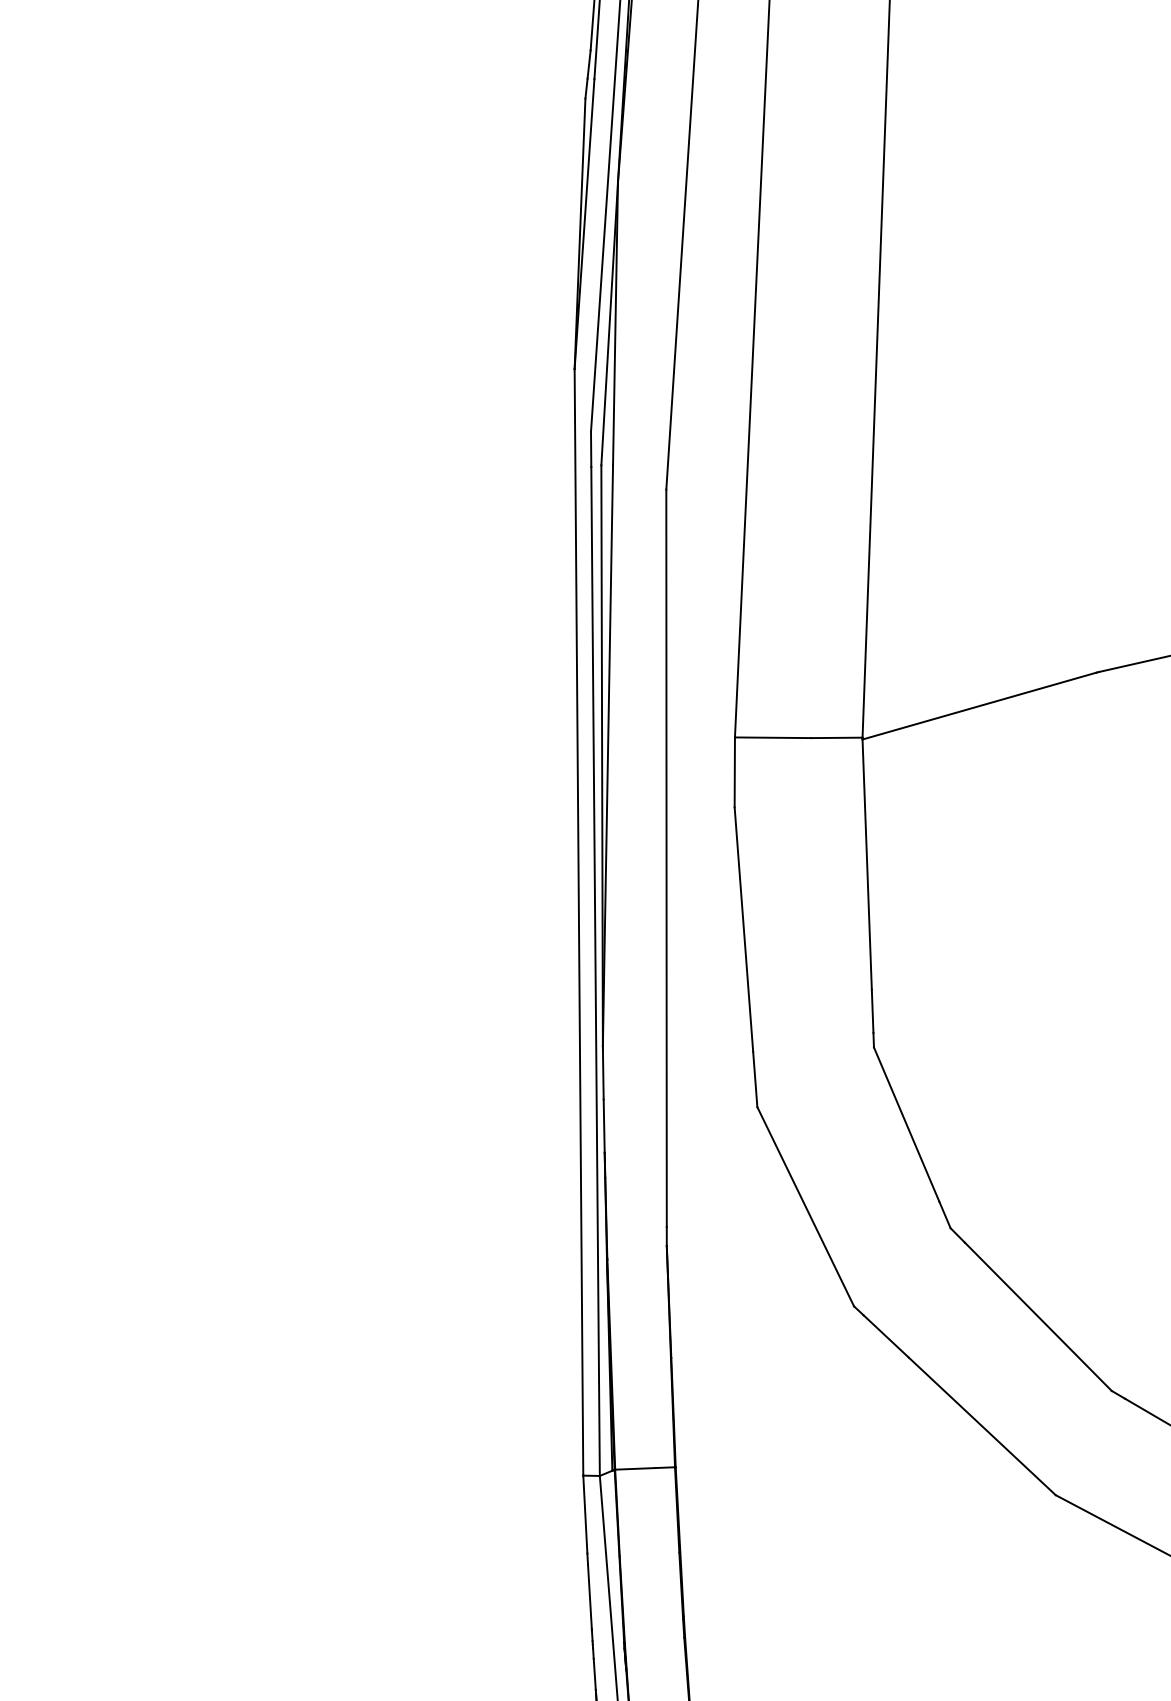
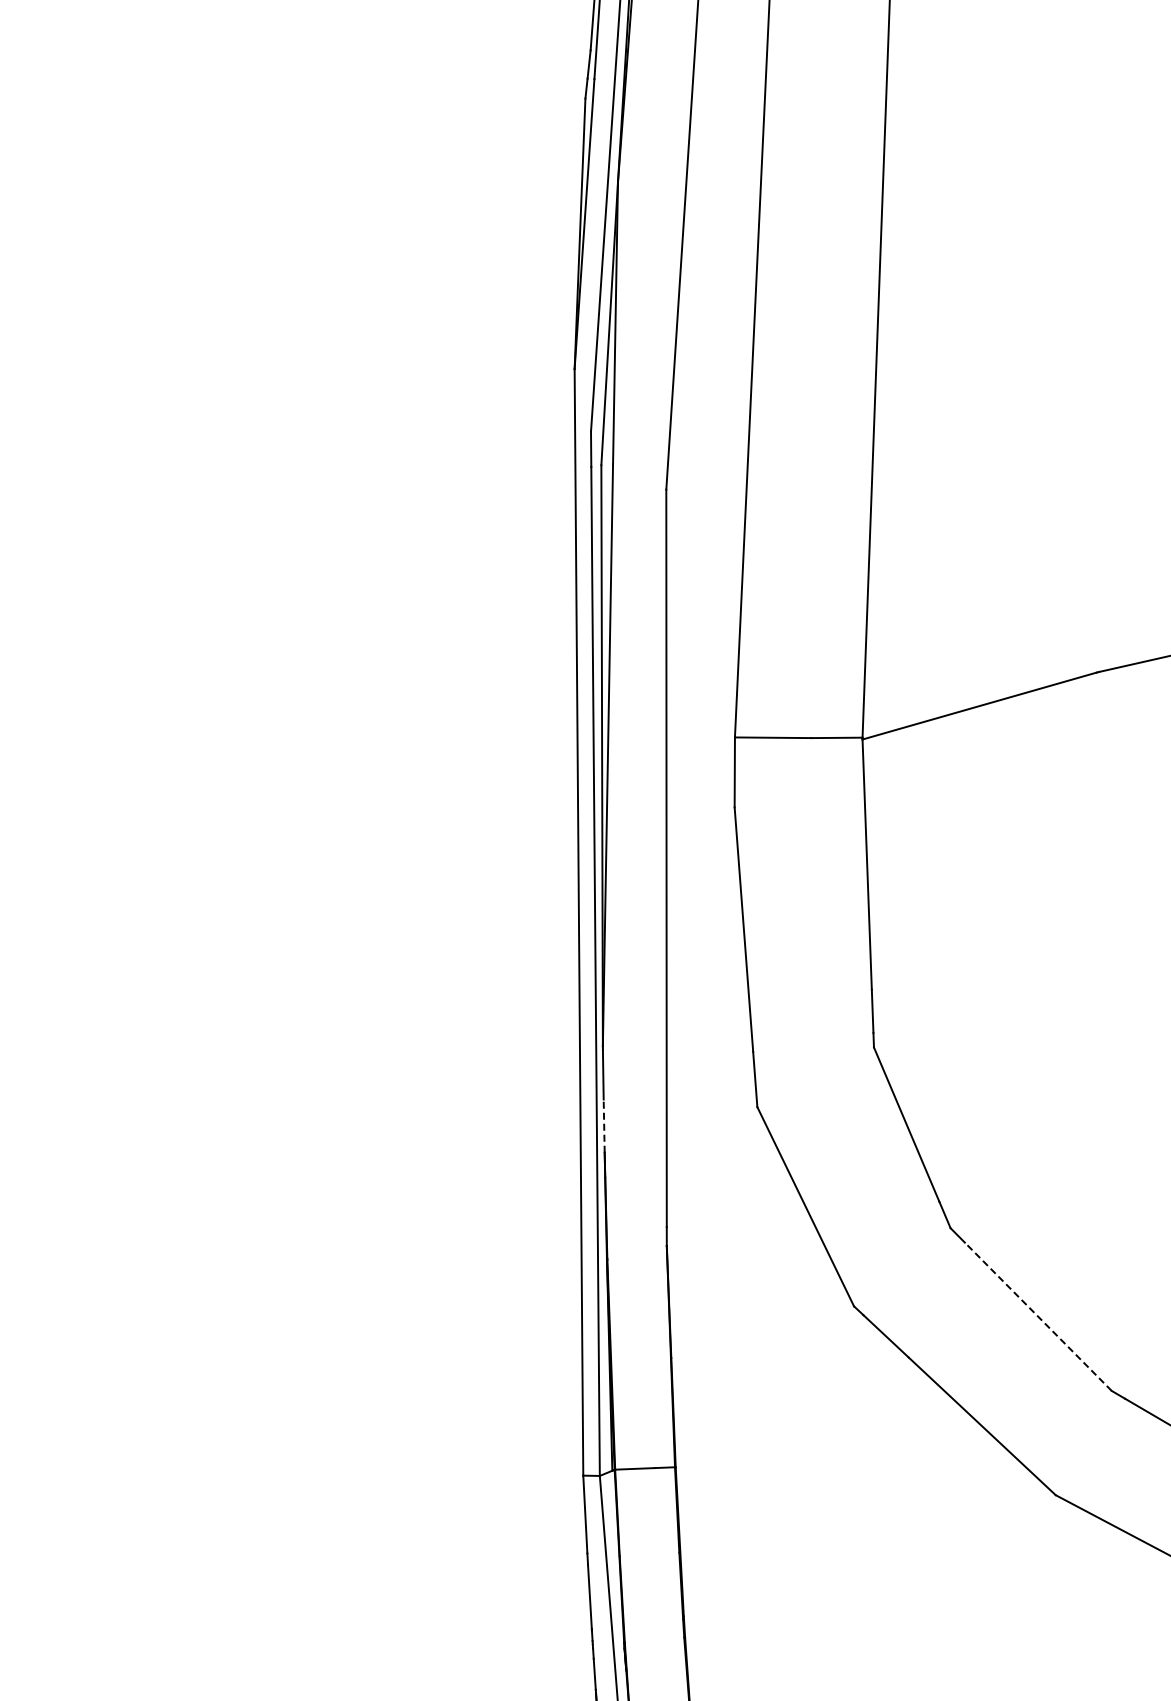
line: solid -> dashed (604, 1126)
line: solid -> dashed (1037, 1316)
